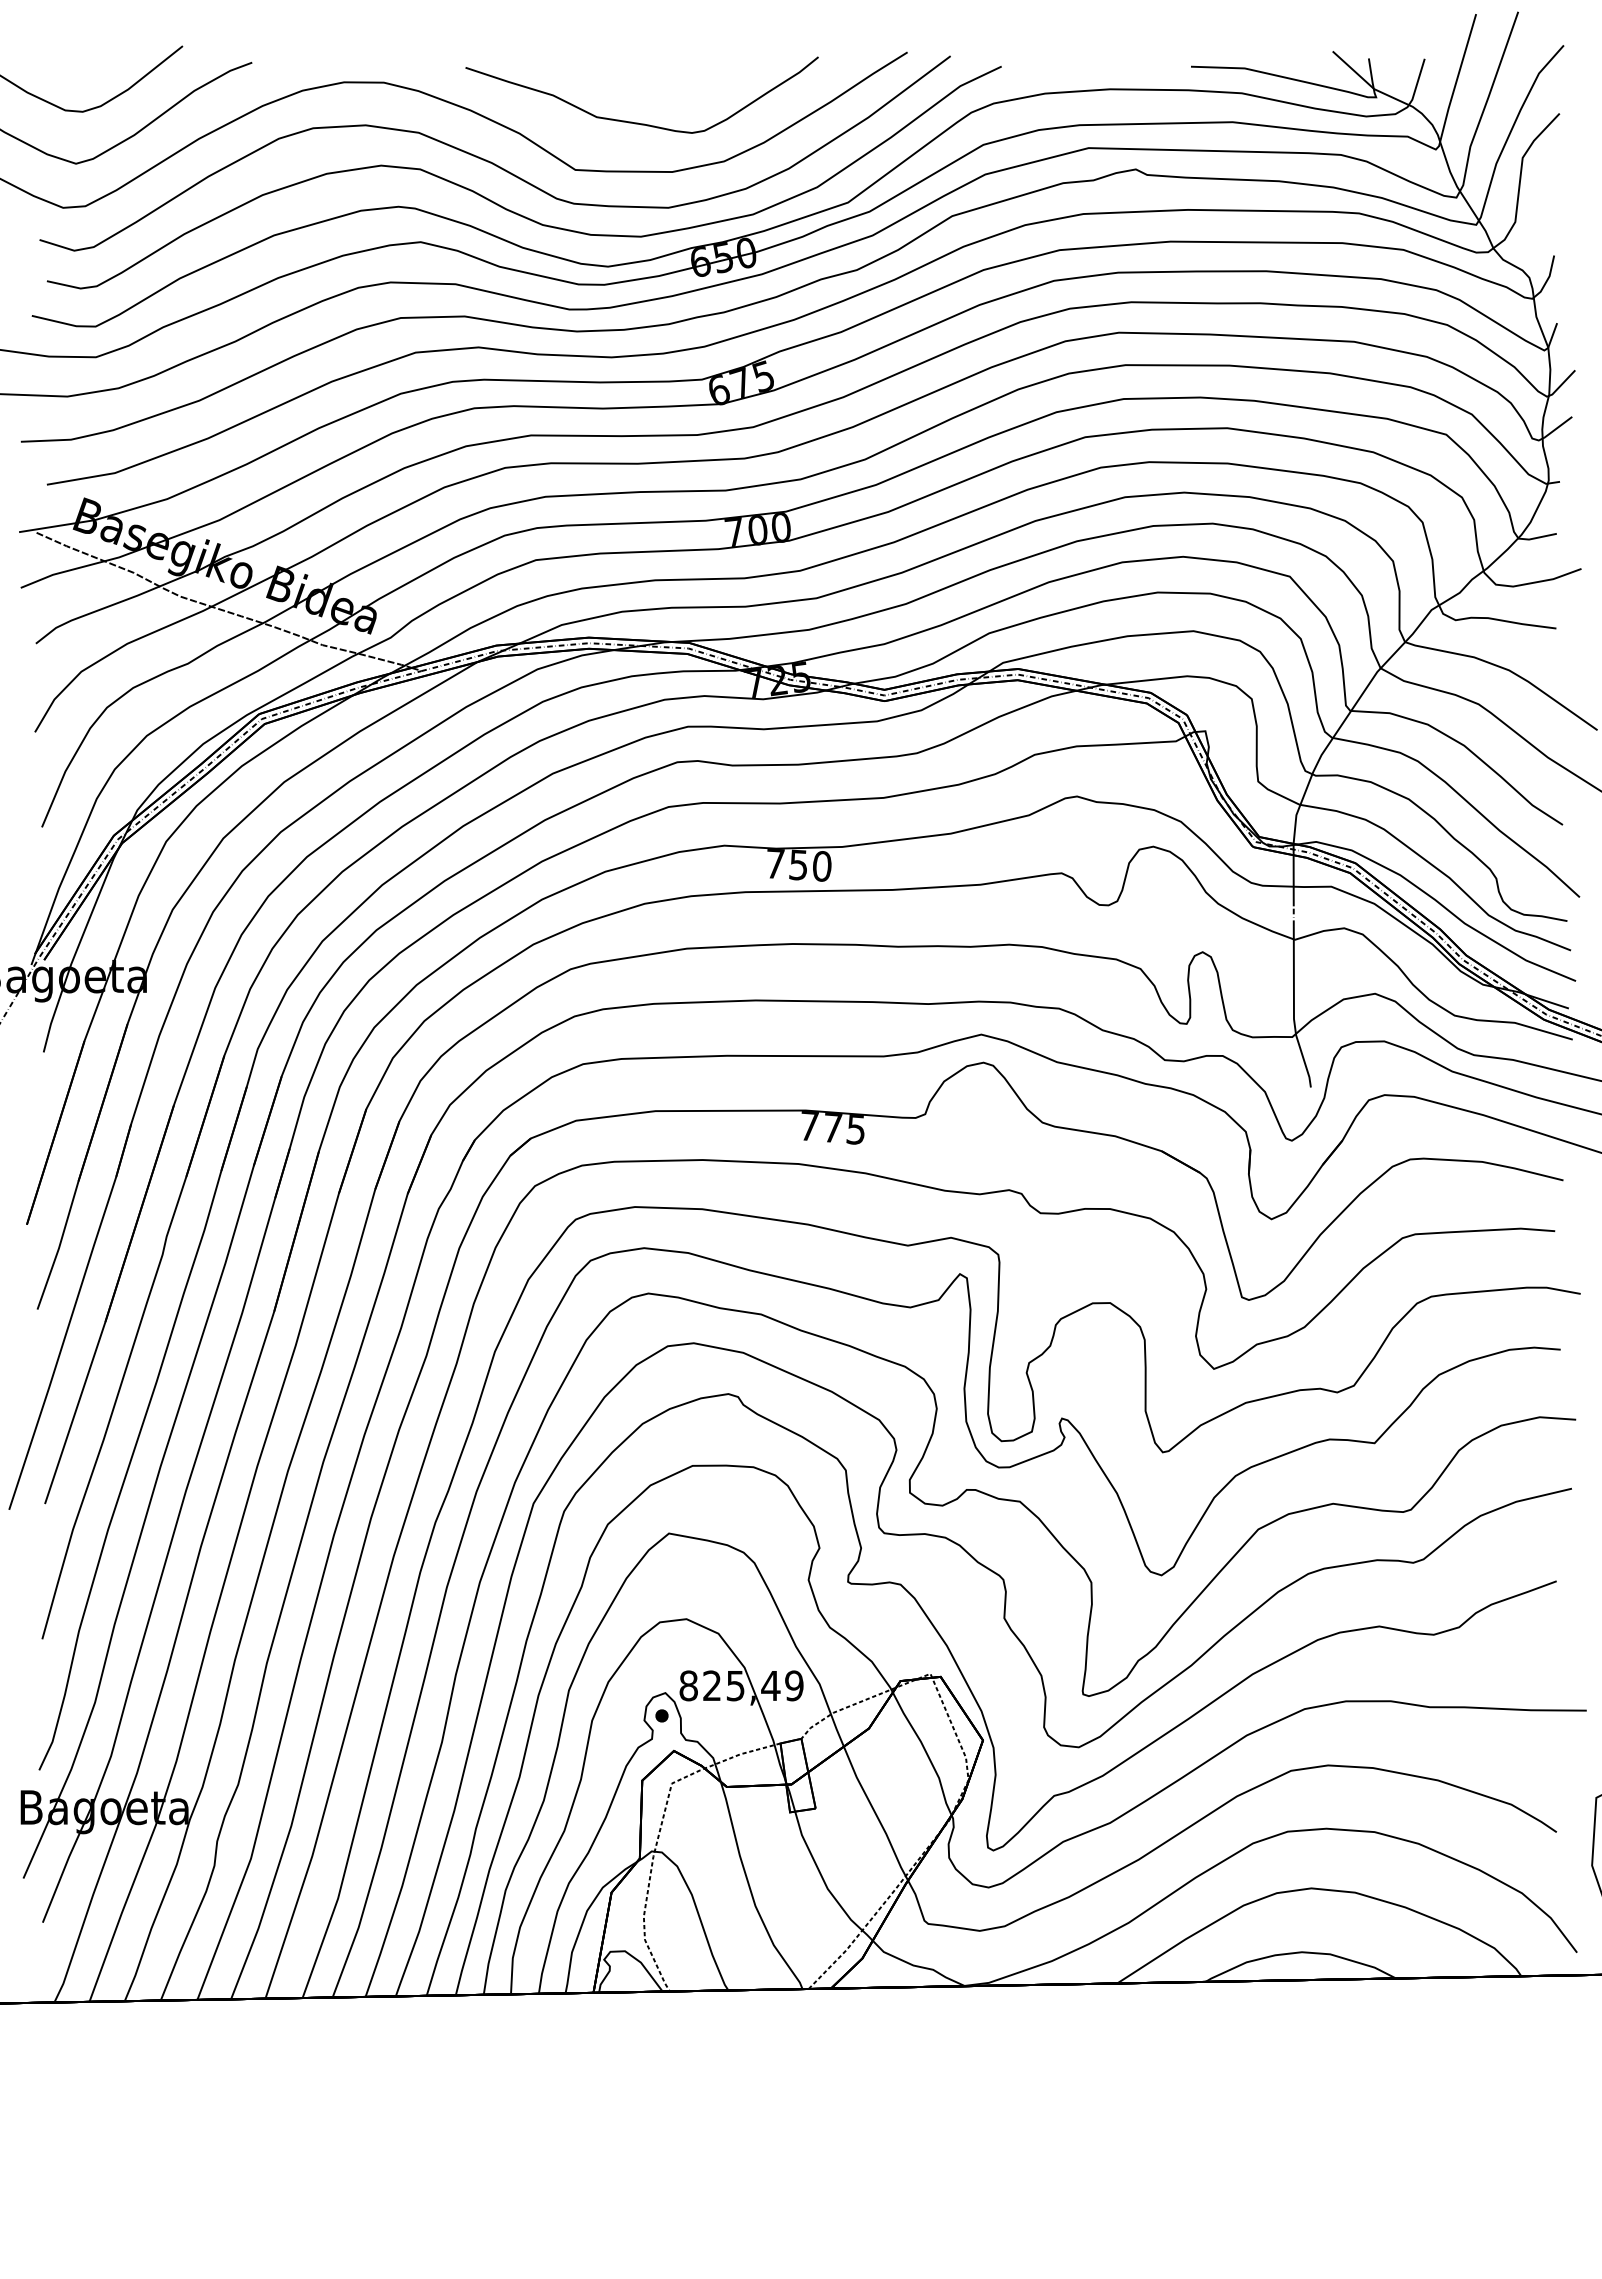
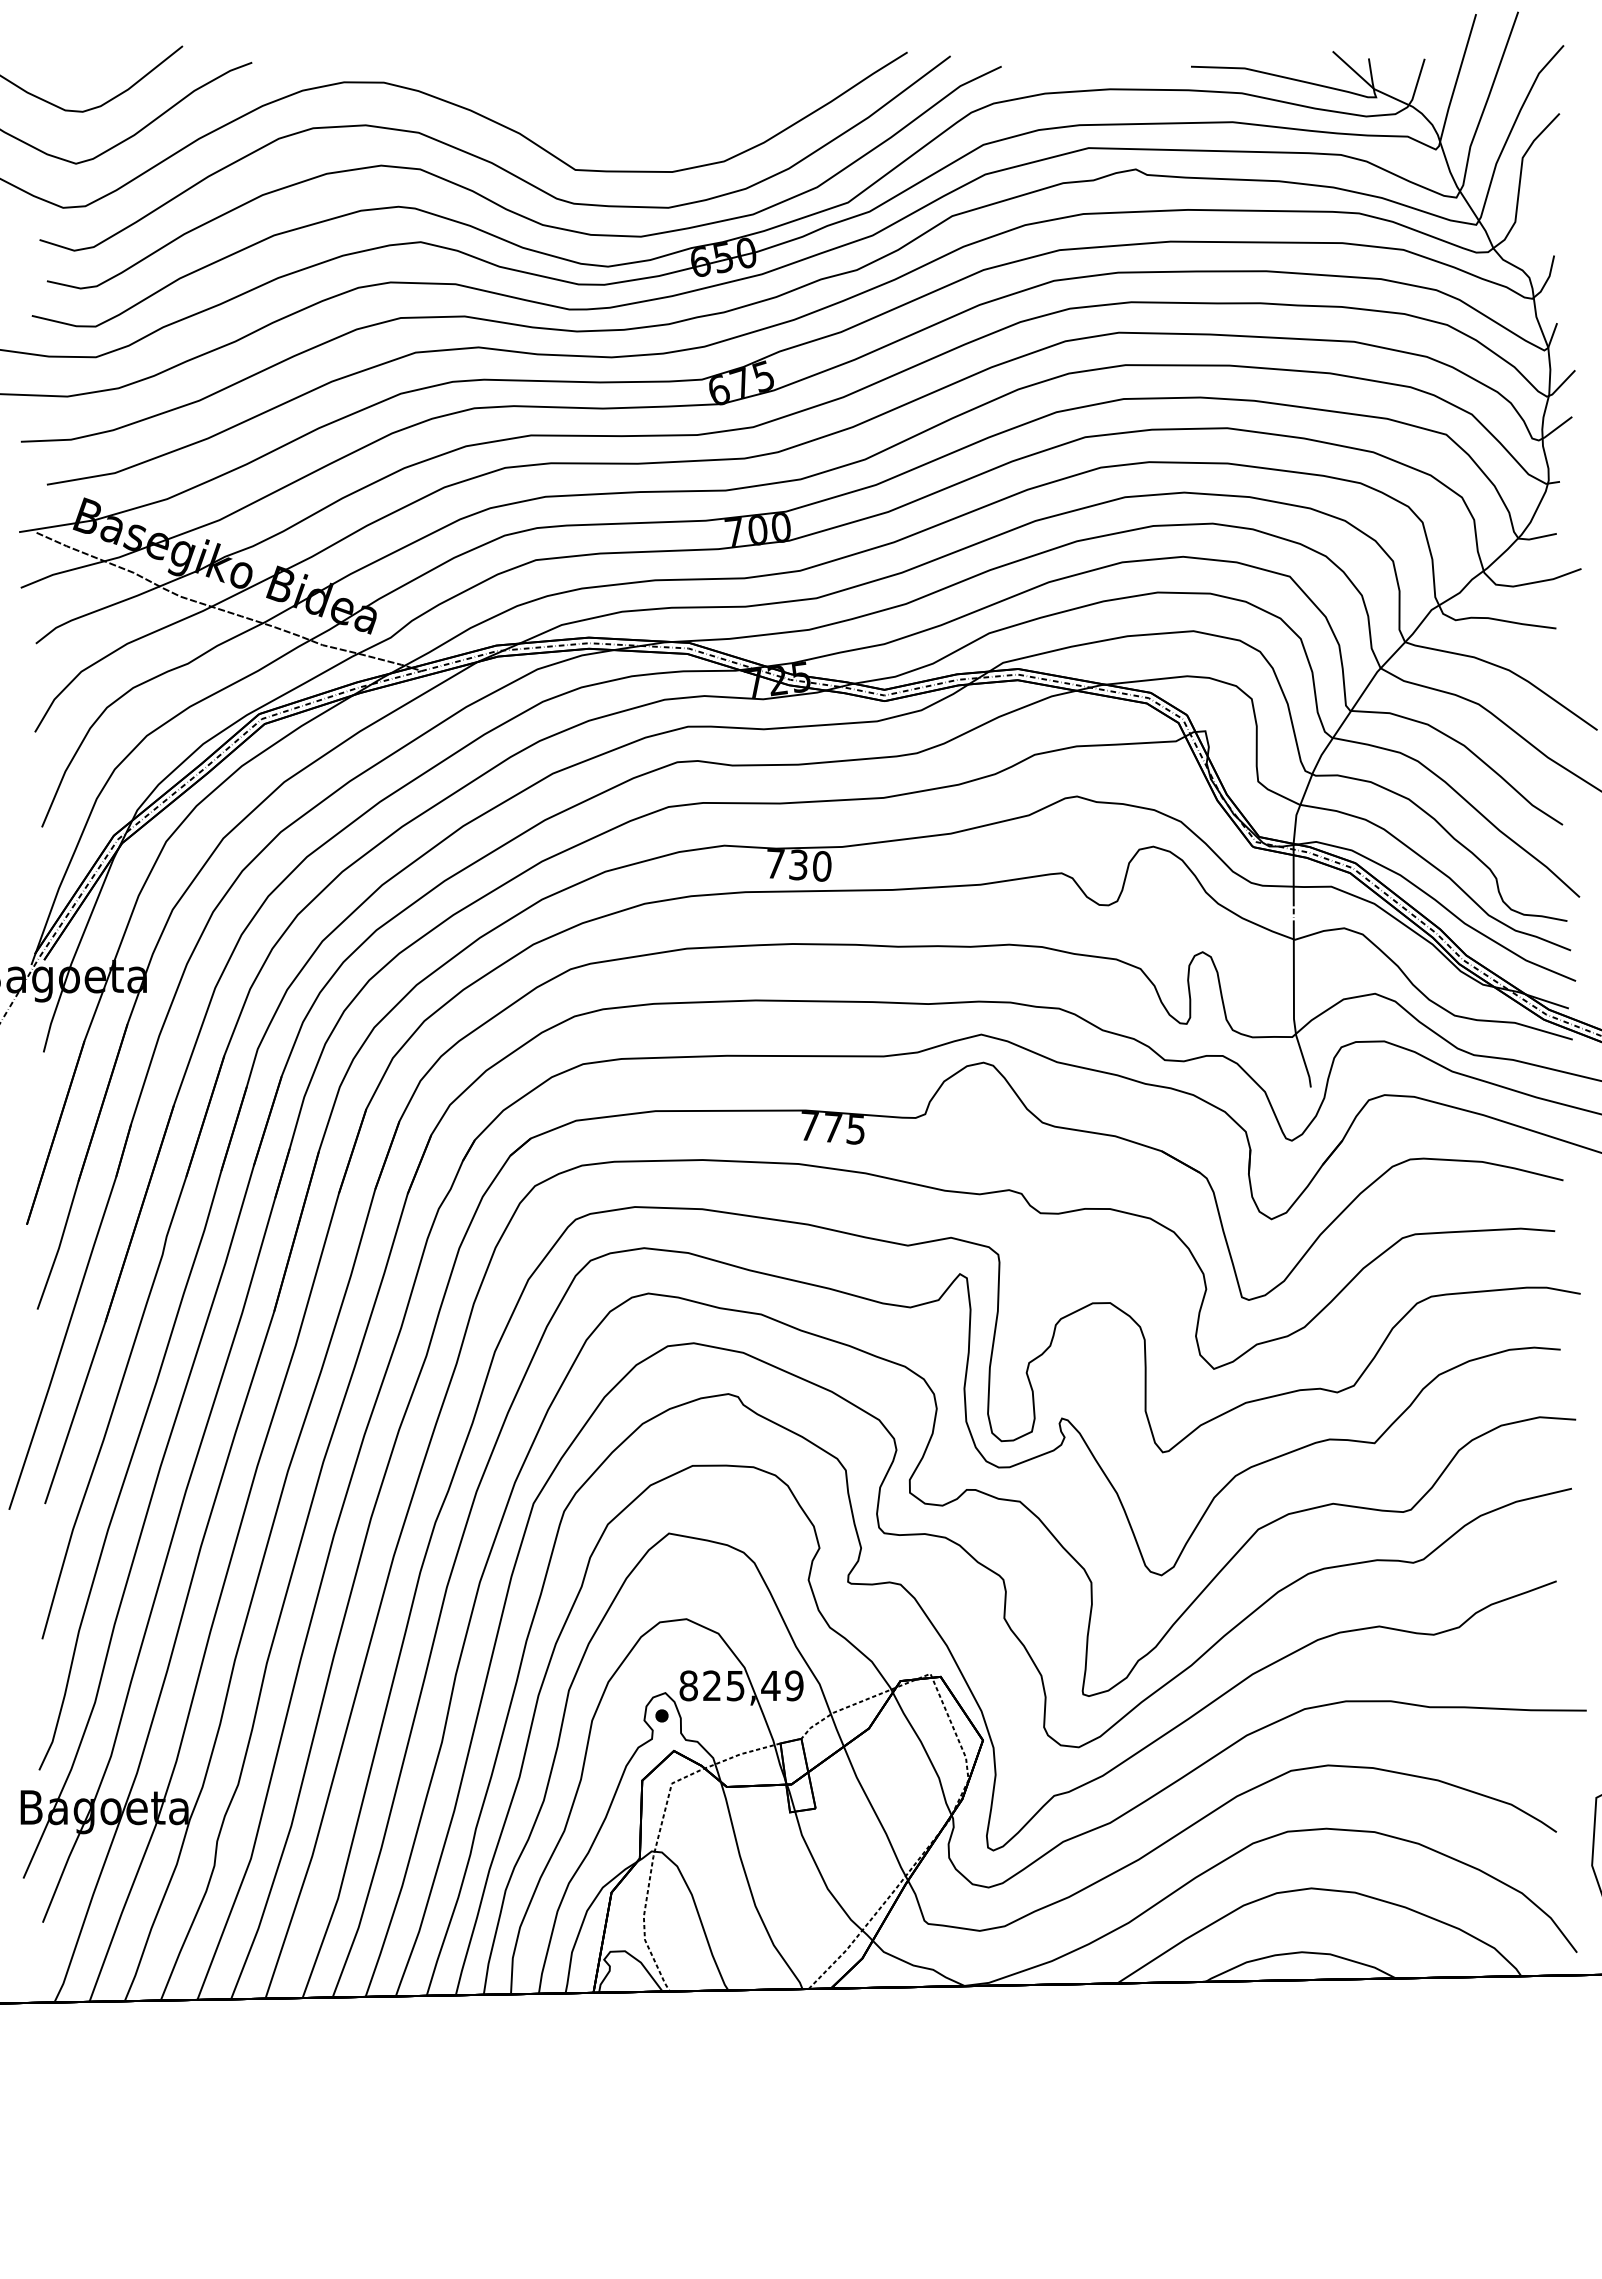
curve: present -> none (638, 122)
text: 750 -> 730 (798, 864)
